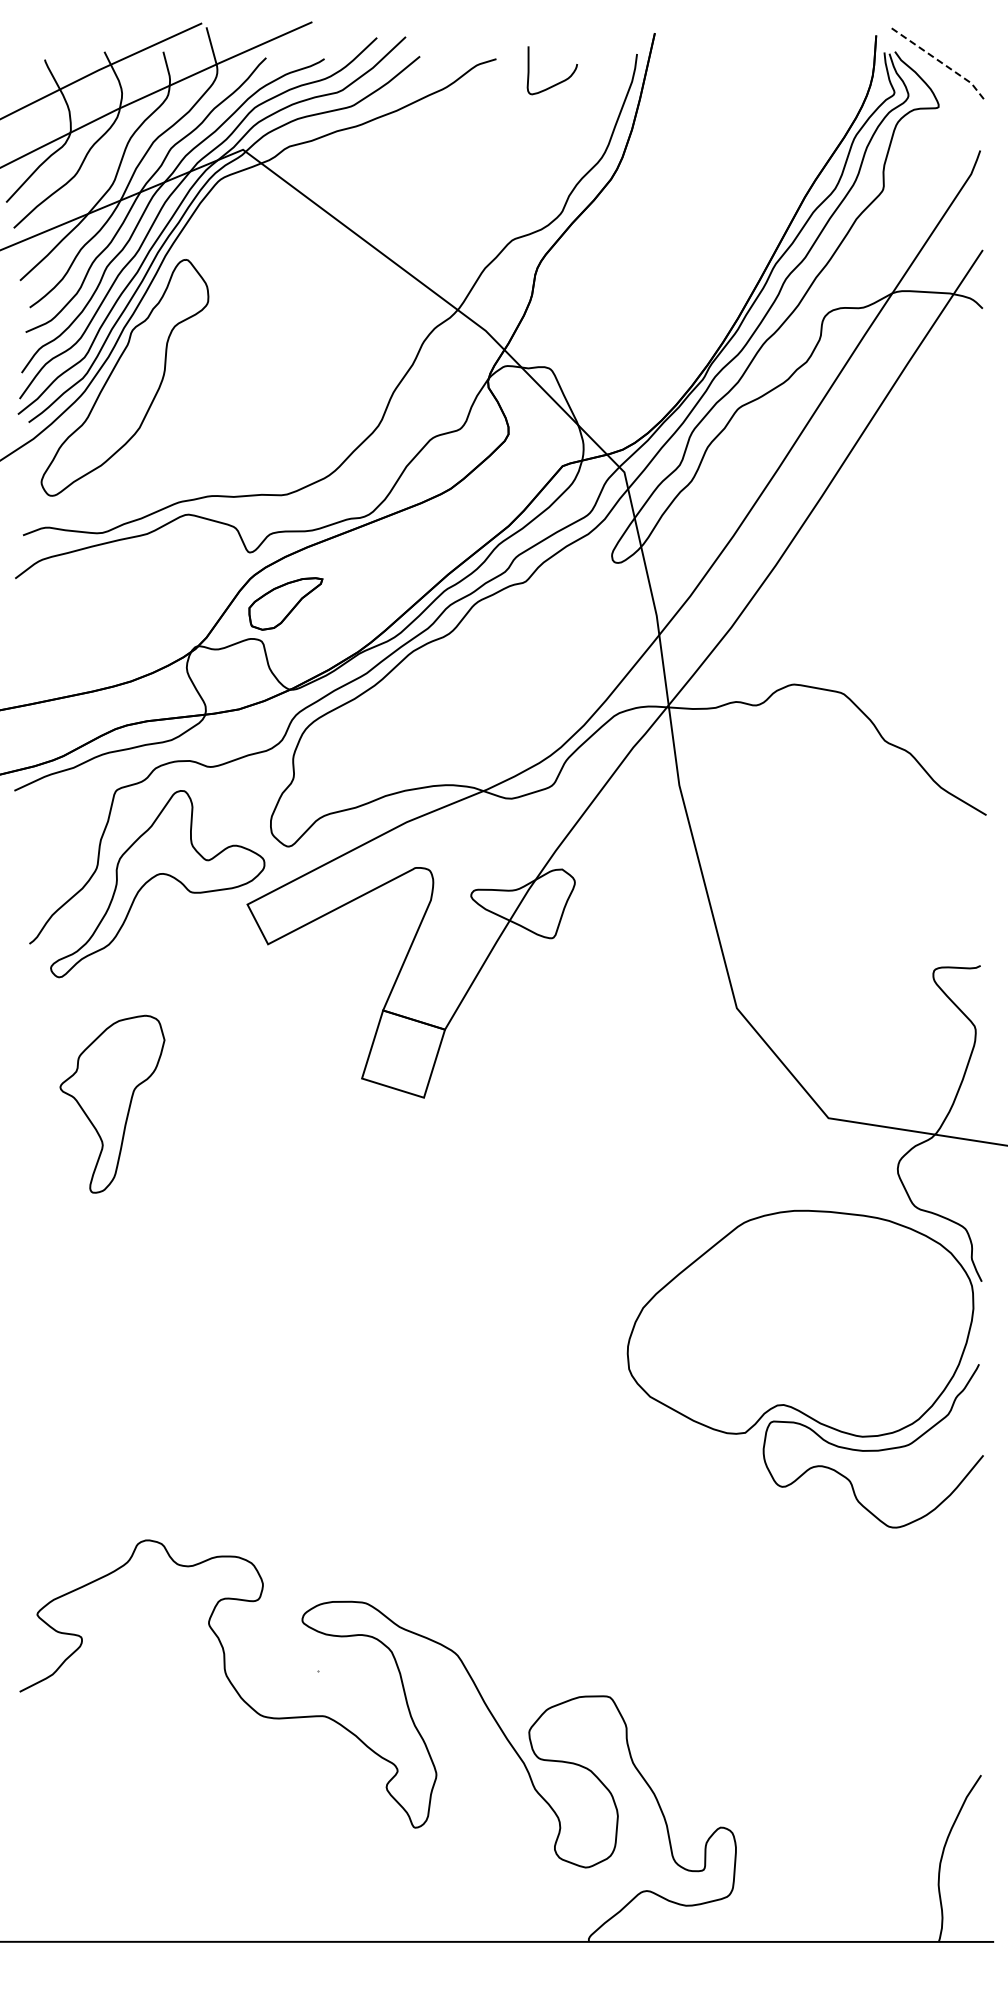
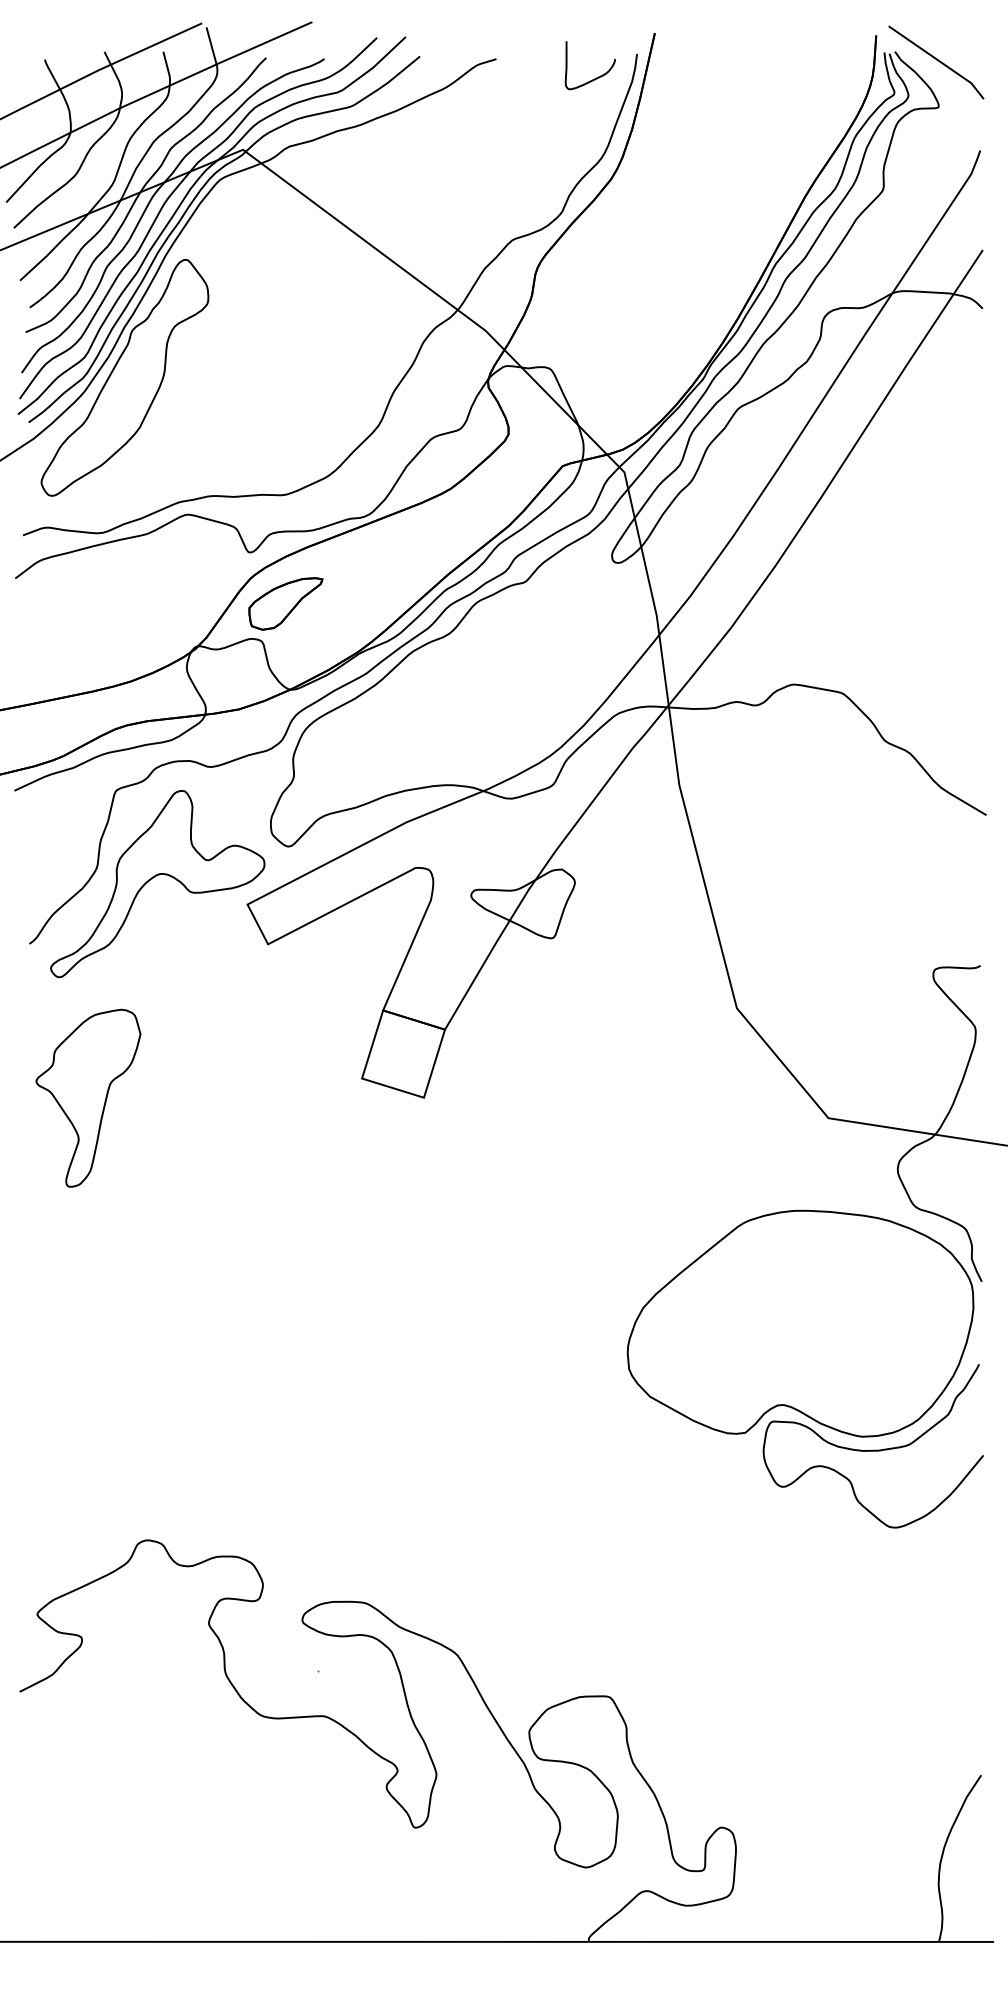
line: dashed -> solid (938, 60)
curve position: (558, 82) -> (596, 77) (596, 77)
part position: (112, 1103) -> (88, 1097) (88, 1097)
